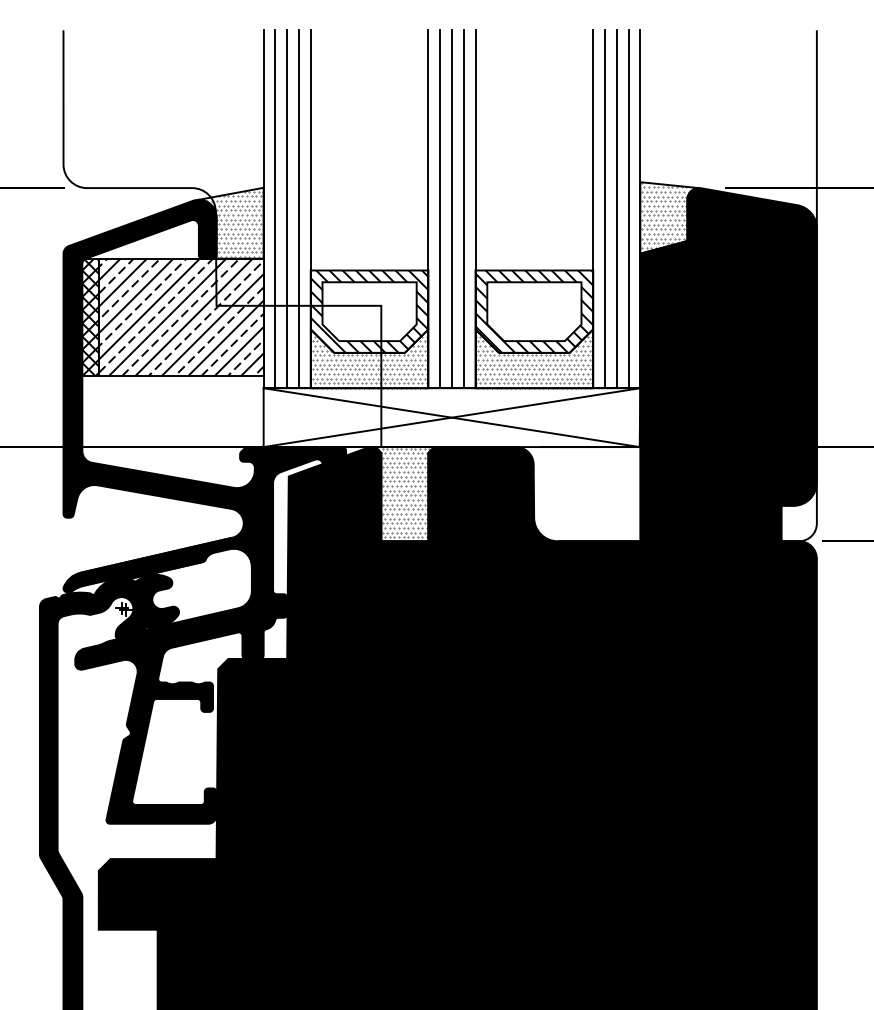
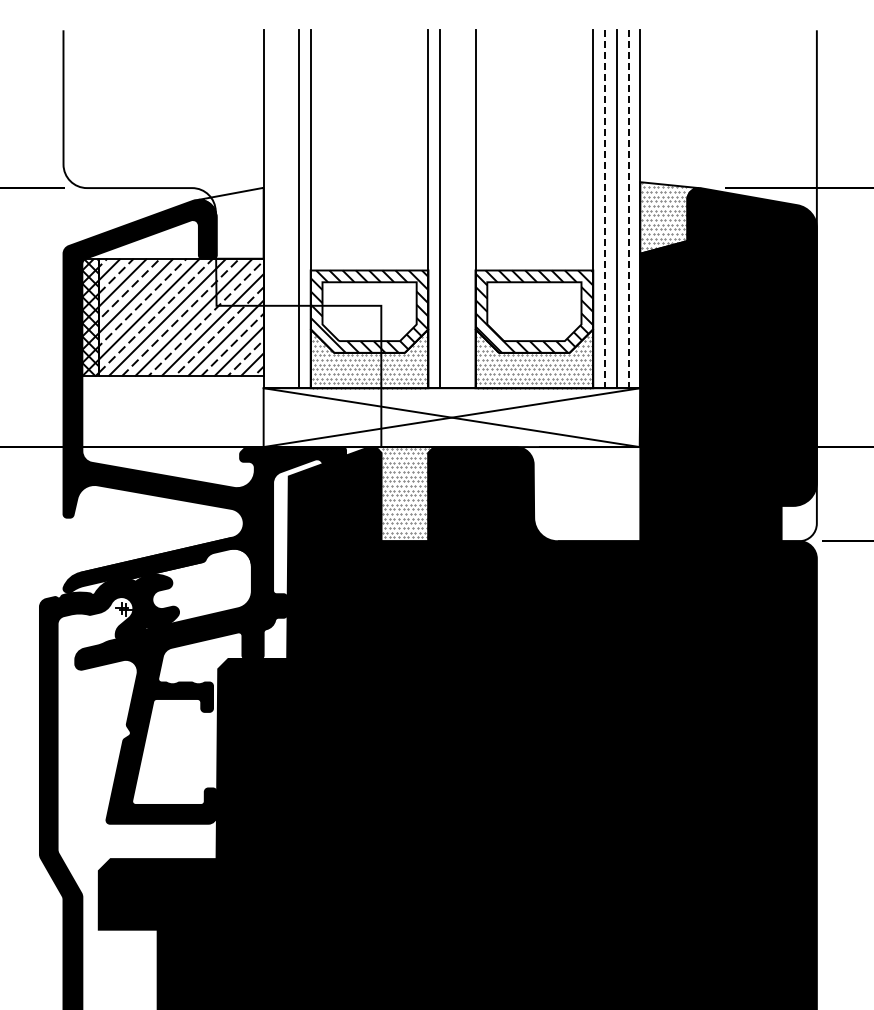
line: present -> none (275, 209)
line: present -> none (287, 209)
line: present -> none (451, 209)
line: present -> none (463, 209)
line: solid -> dashed (605, 209)
line: solid -> dashed (628, 209)
hatch: present -> none (235, 224)
